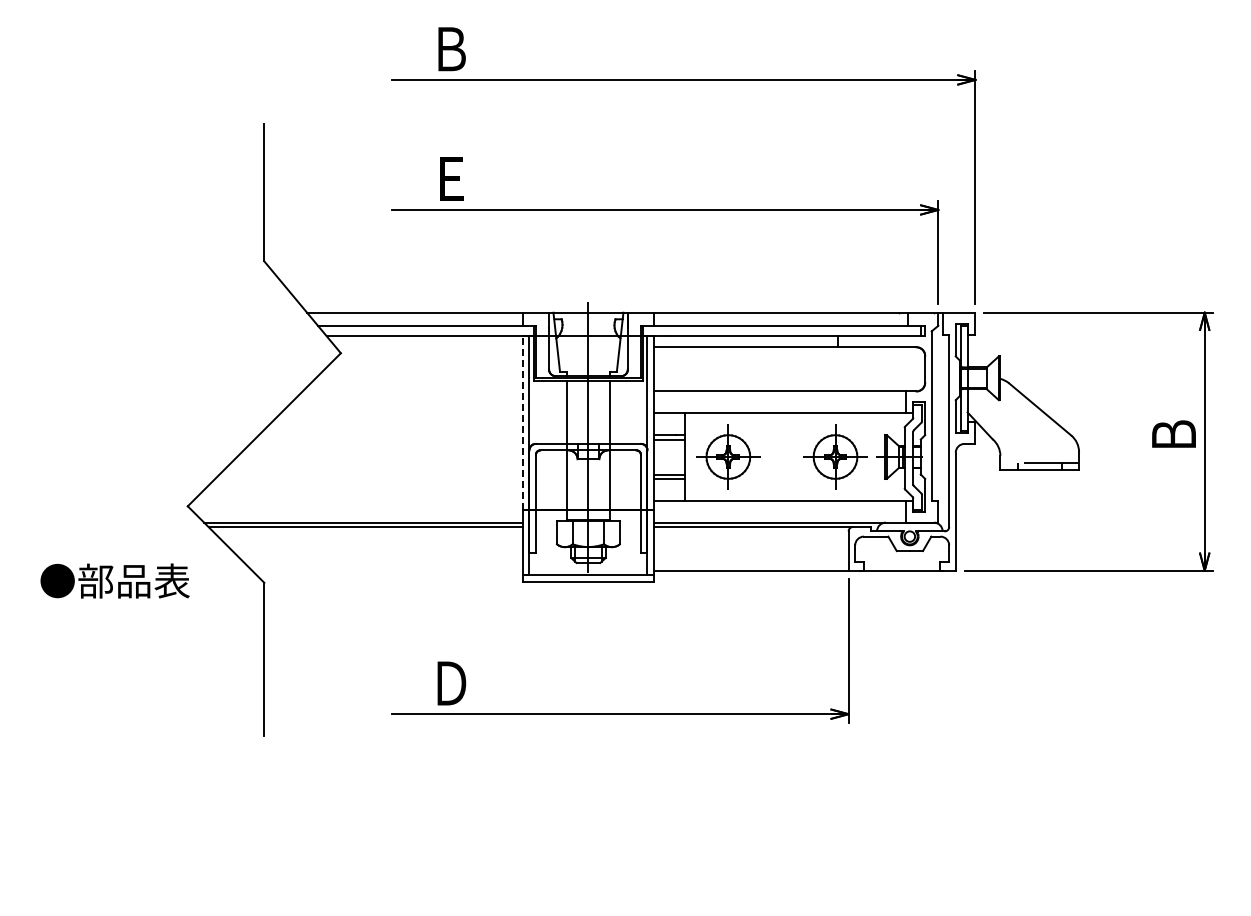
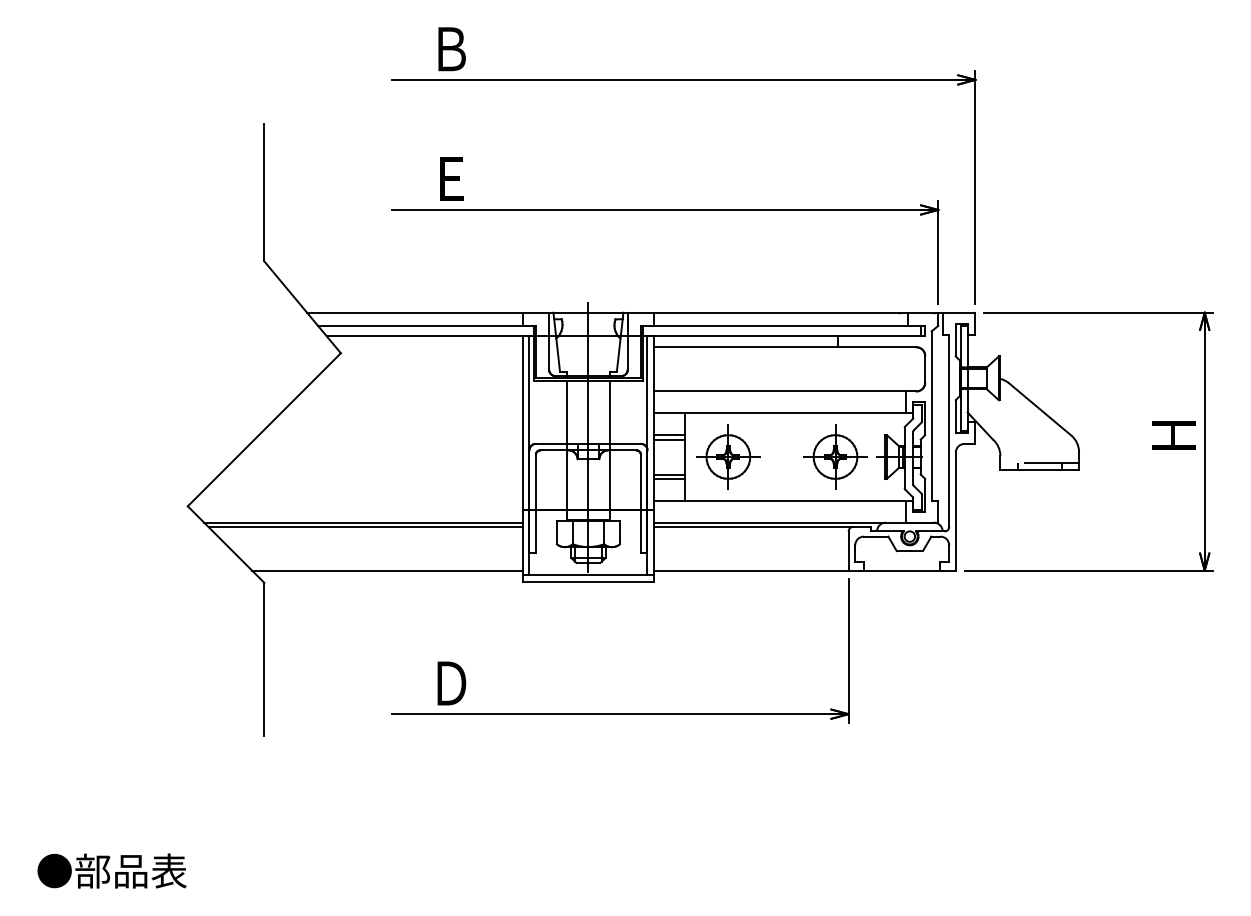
line: dashed -> solid (522, 422)
text: Ｂ -> Ｈ (1173, 434)
line: none -> present (387, 570)
text position: (114, 580) -> (111, 870) (111, 870)
